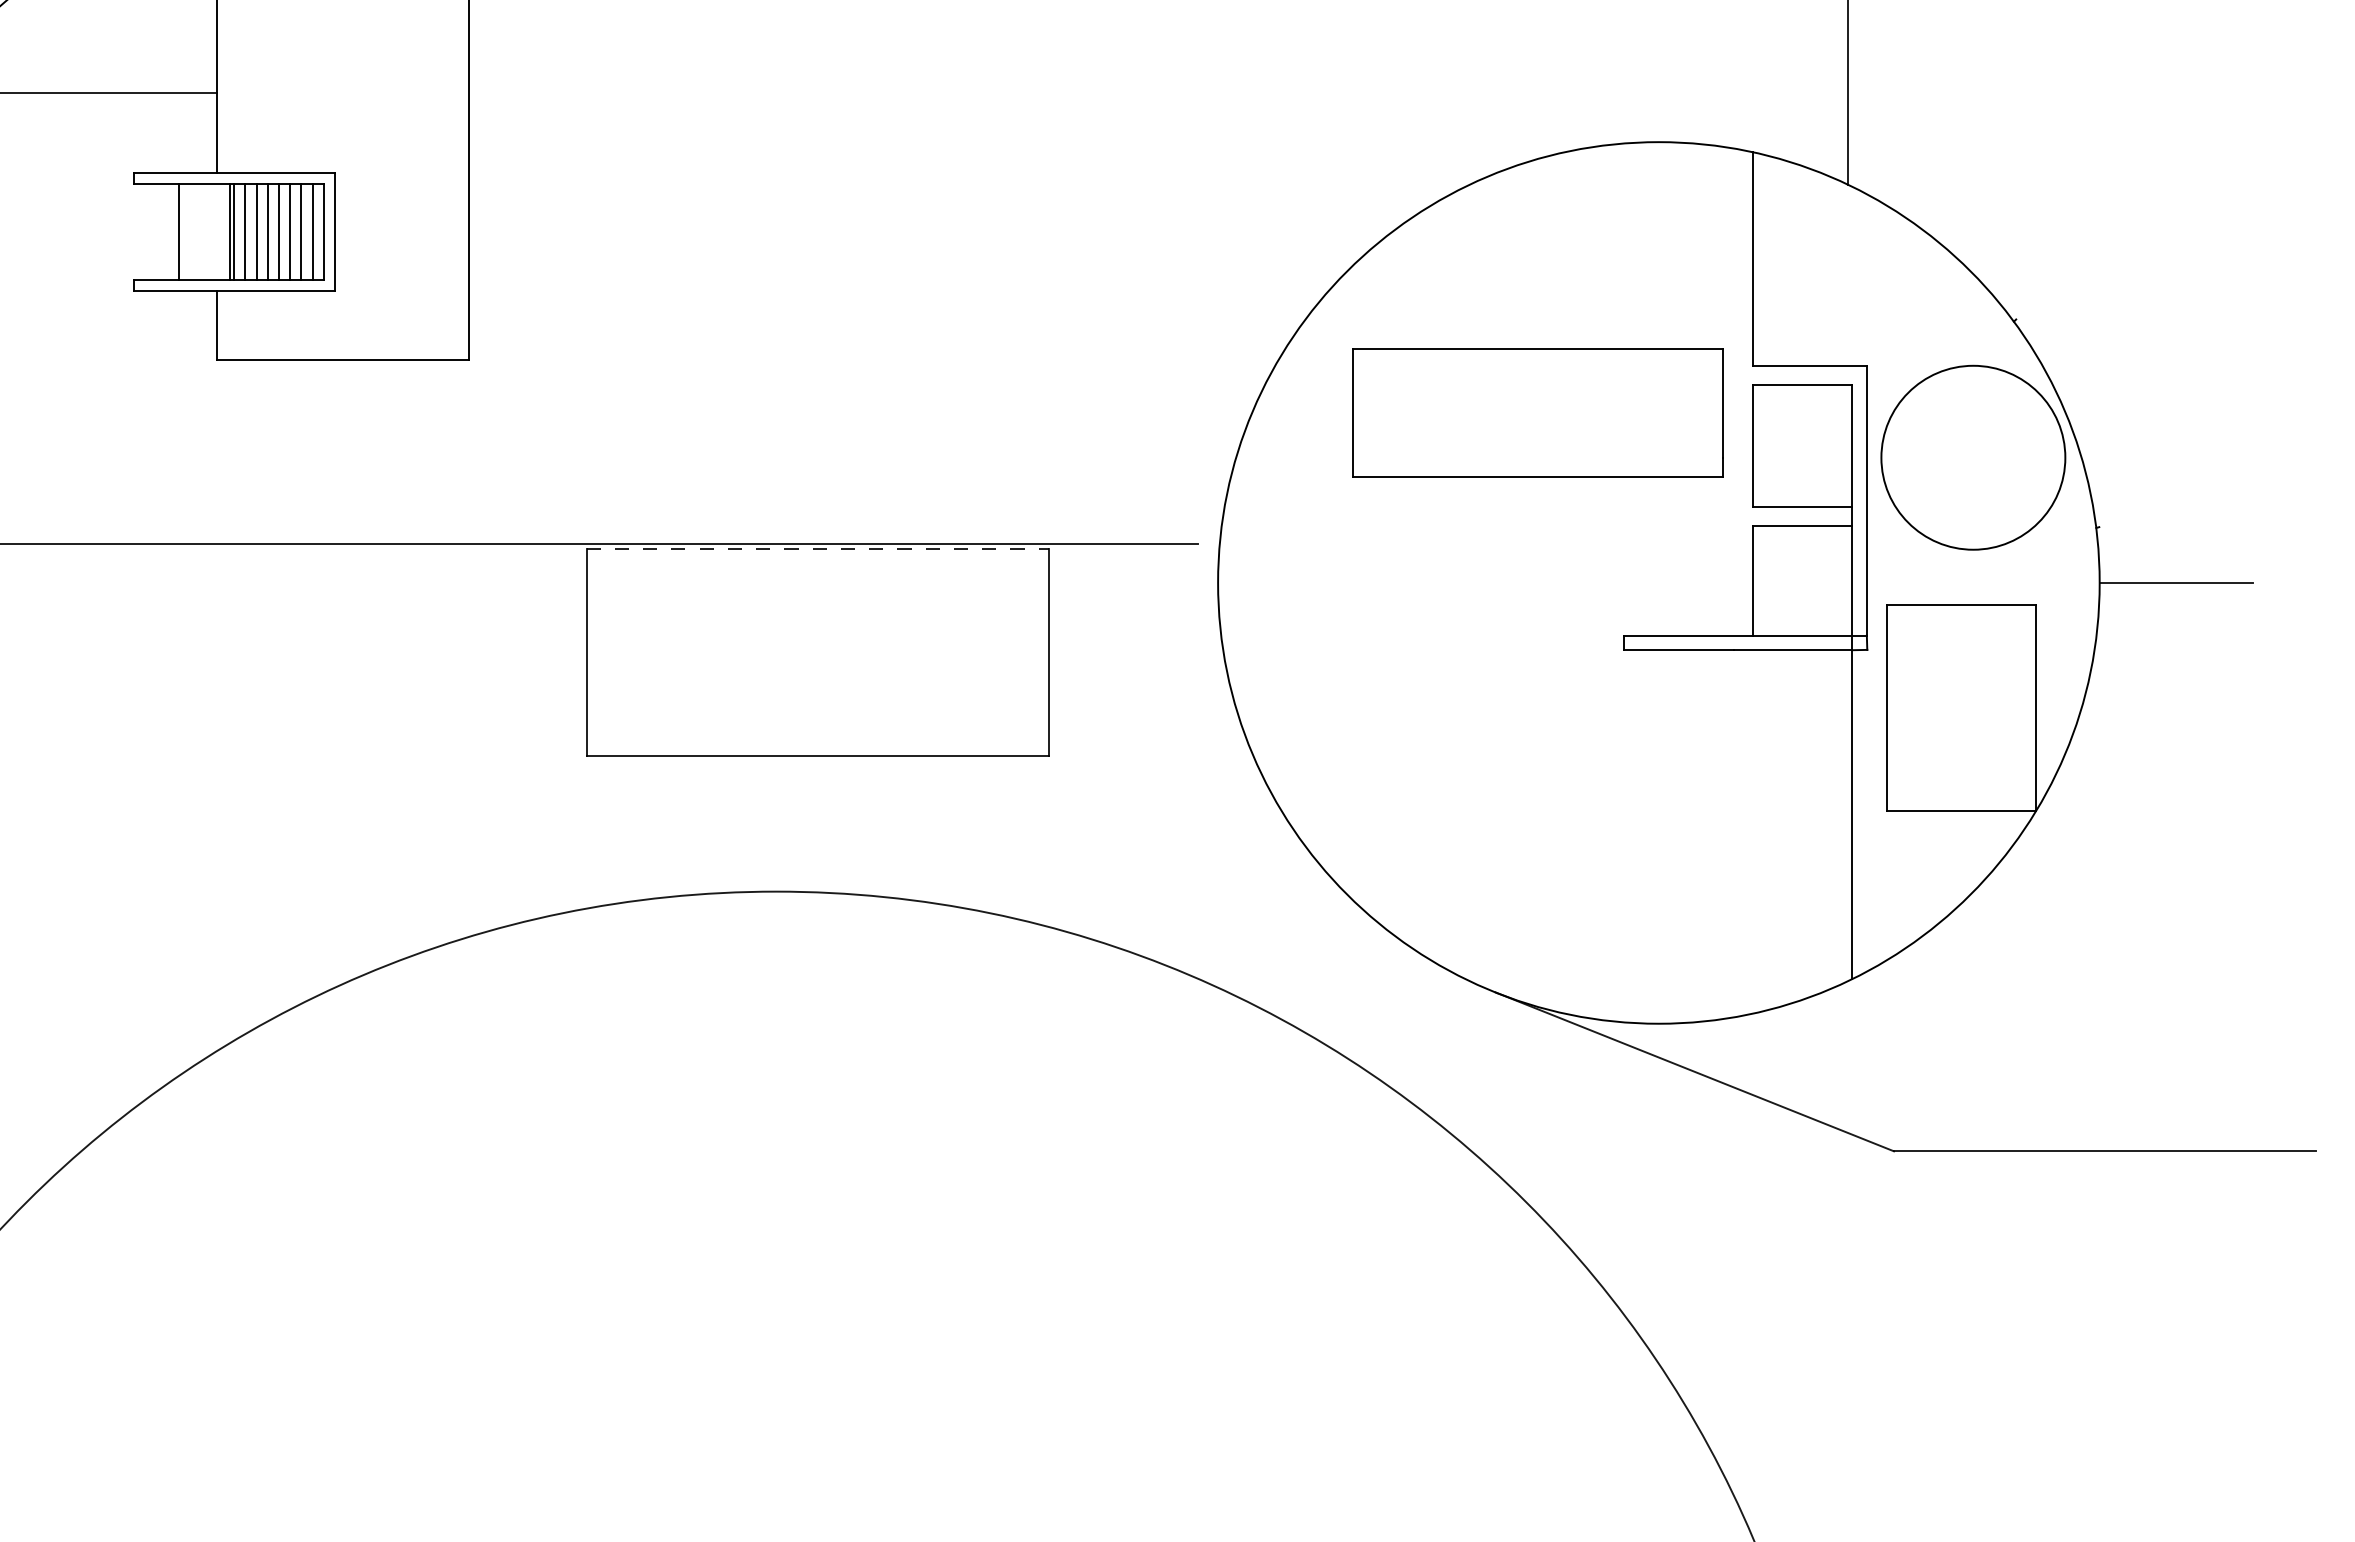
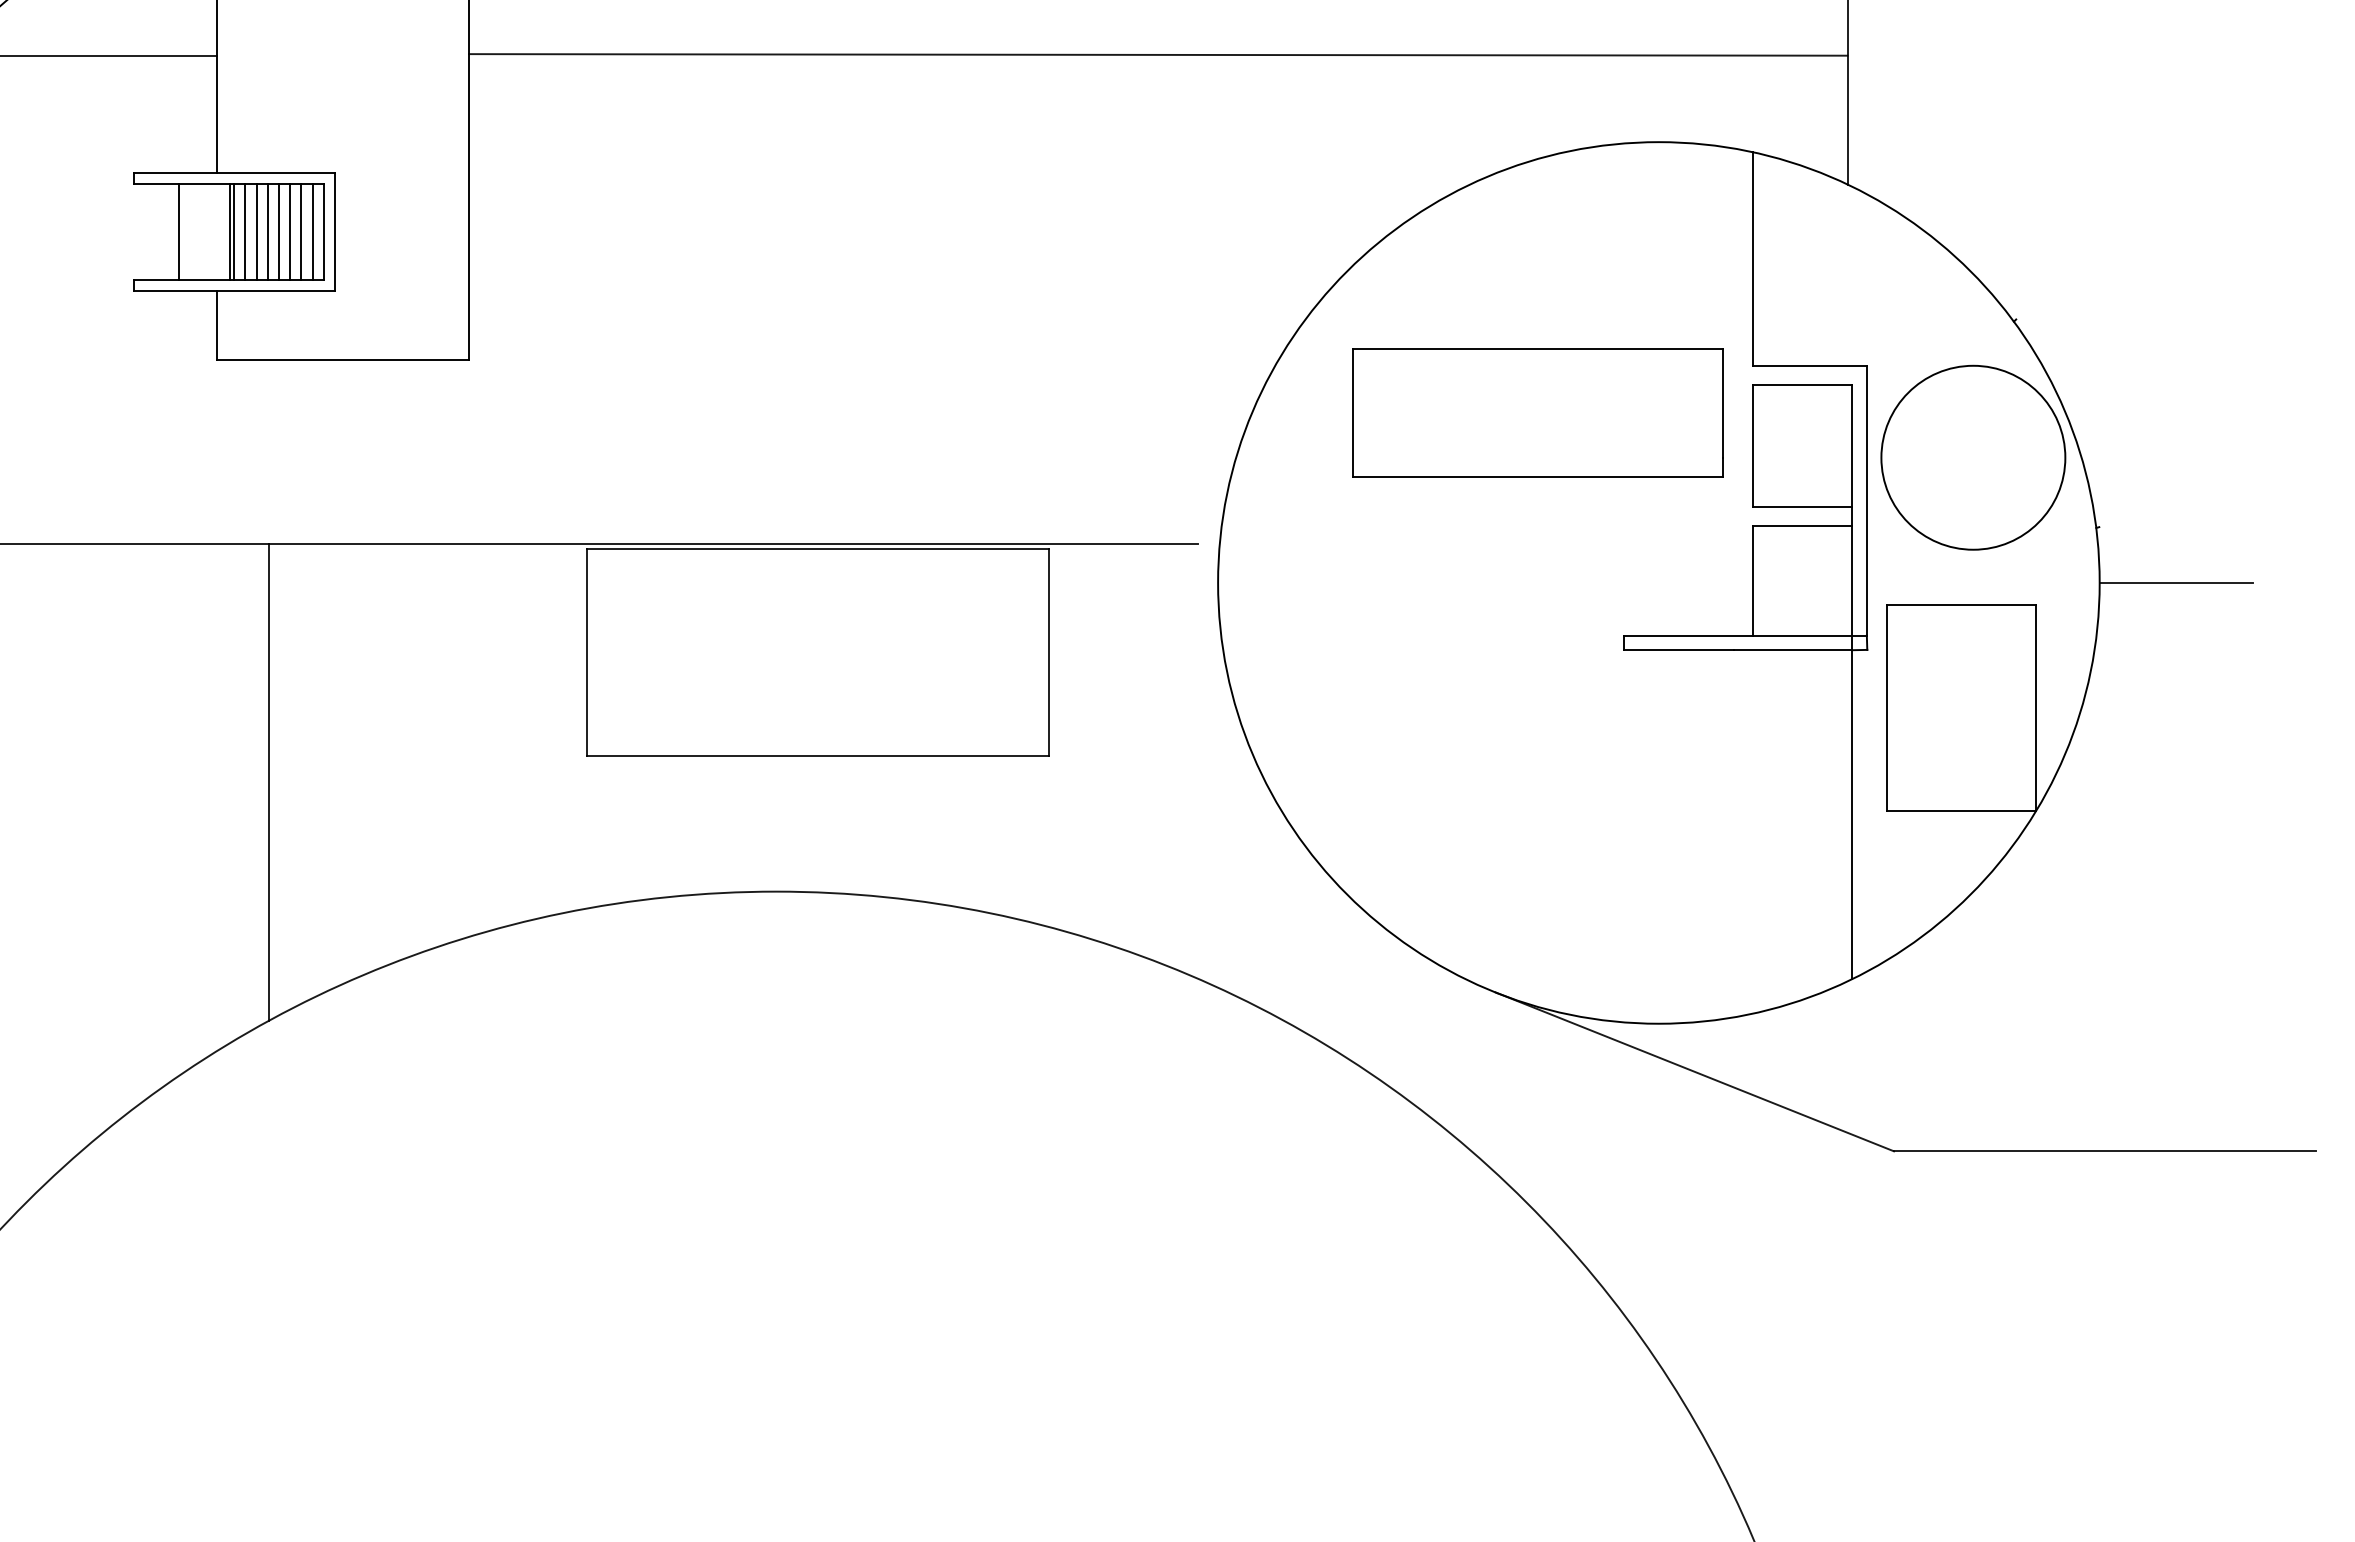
line: none -> present (1158, 54)
line position: (109, 92) -> (109, 55) (109, 55)
line: dashed -> solid (817, 549)
line: none -> present (268, 782)
